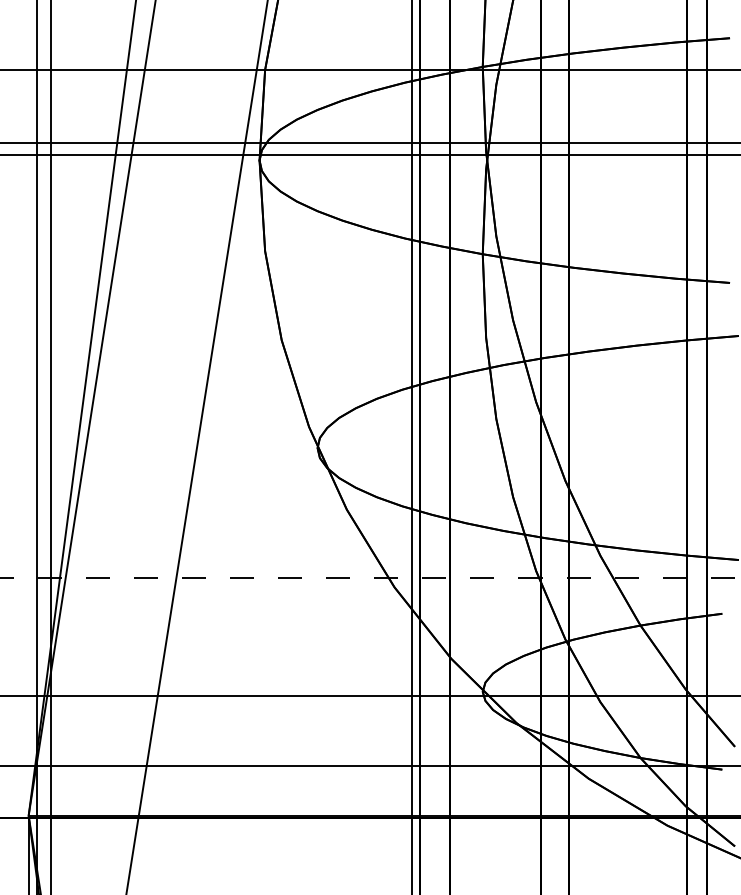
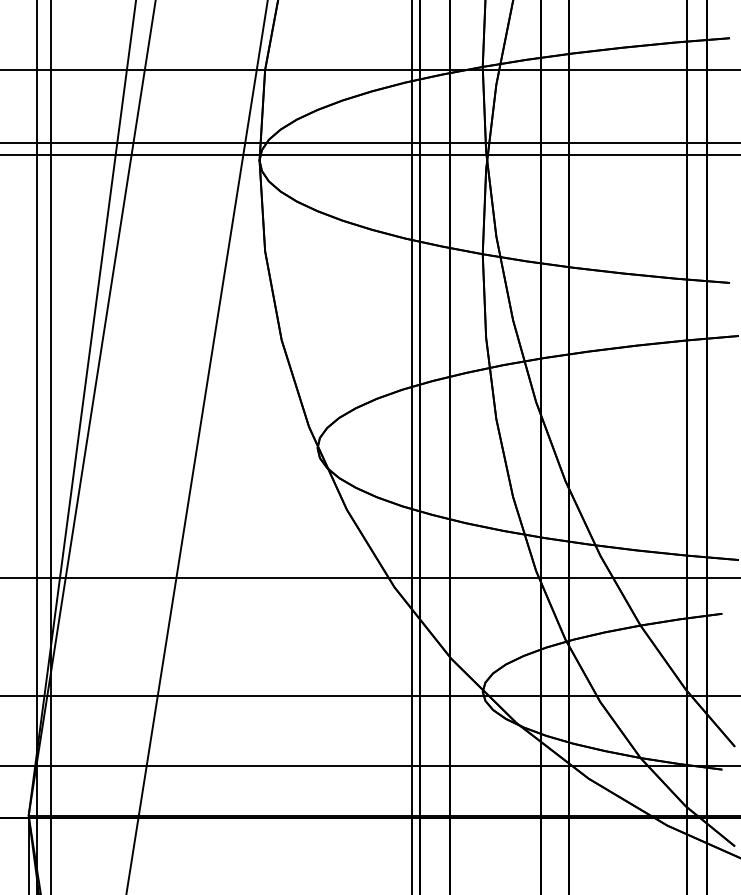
line: dashed -> solid (369, 577)
